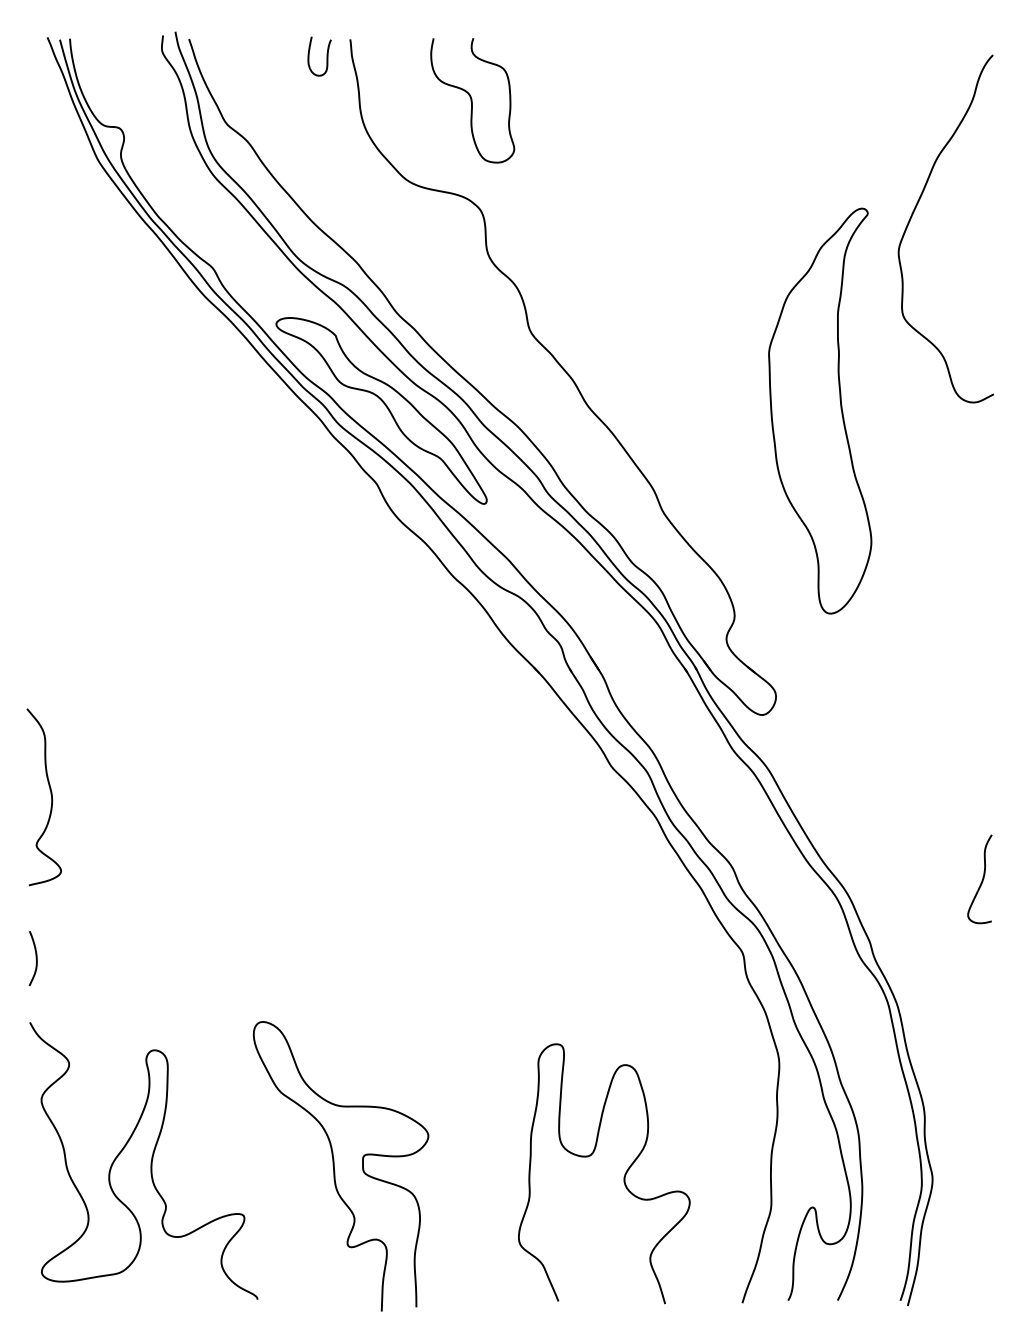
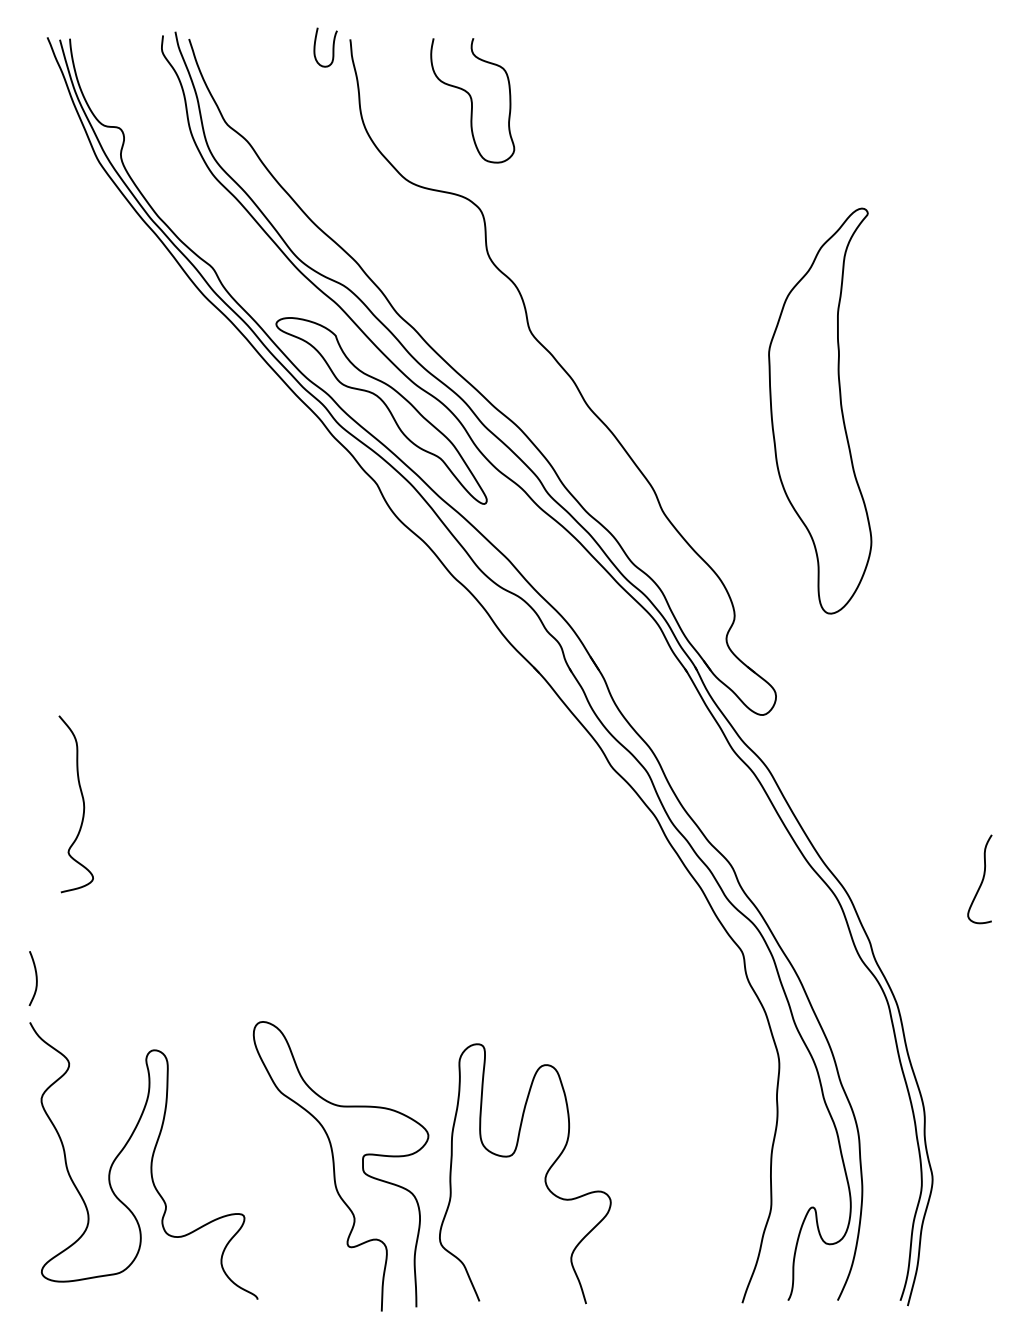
curve position: (326, 56) -> (332, 47) (332, 47)
curve: present -> none (914, 212)
curve position: (50, 794) -> (82, 801) (82, 801)
curve position: (35, 958) -> (35, 978) (35, 978)
curve position: (623, 1177) -> (544, 1177) (544, 1177)
